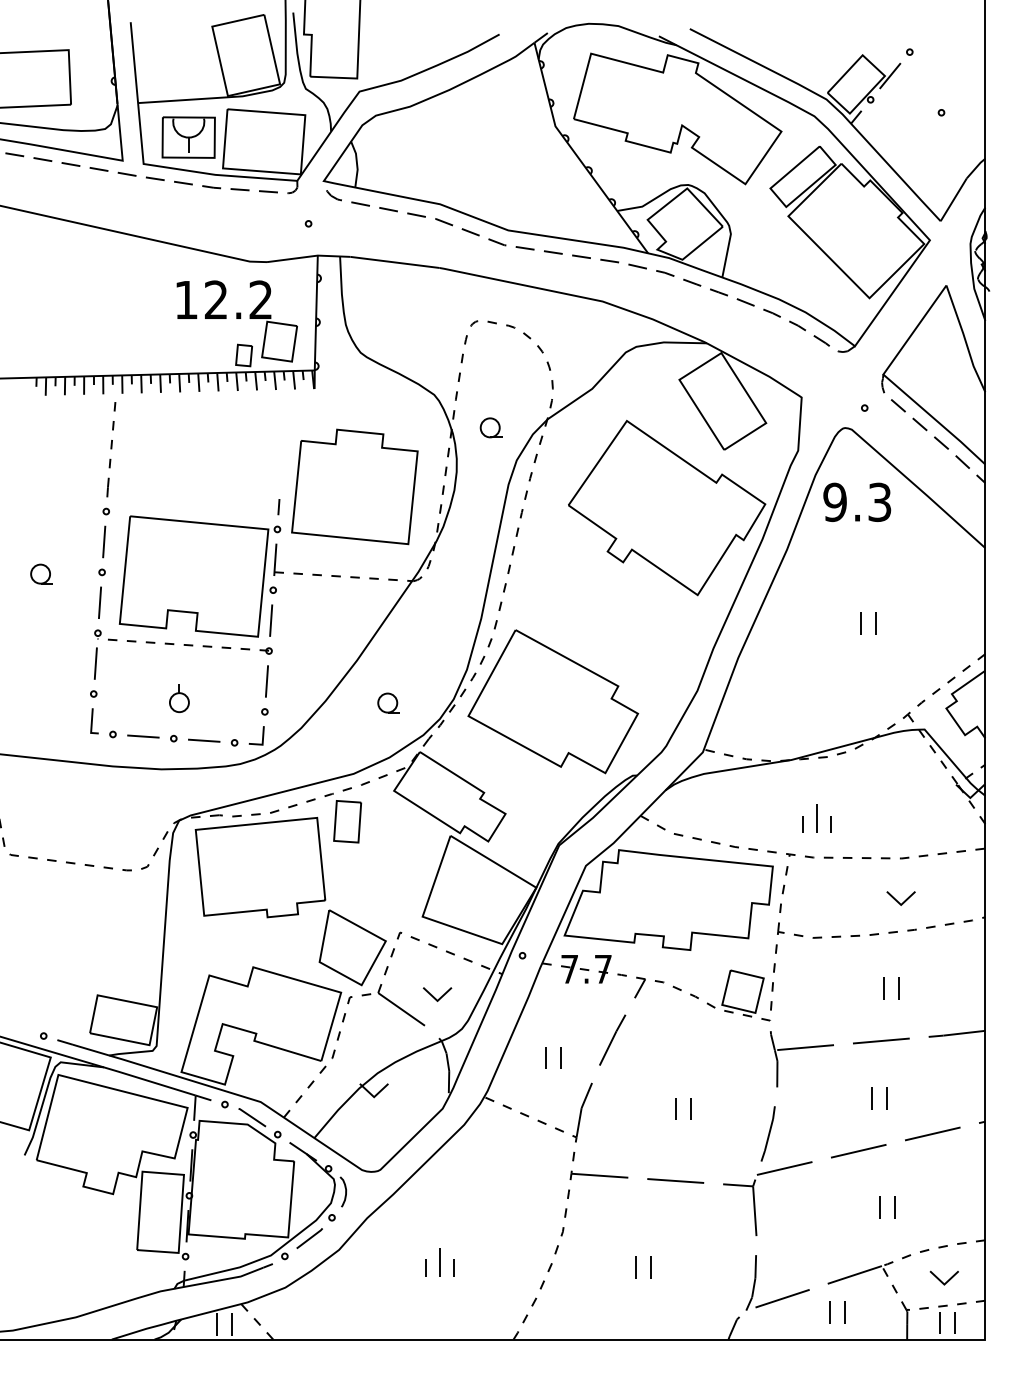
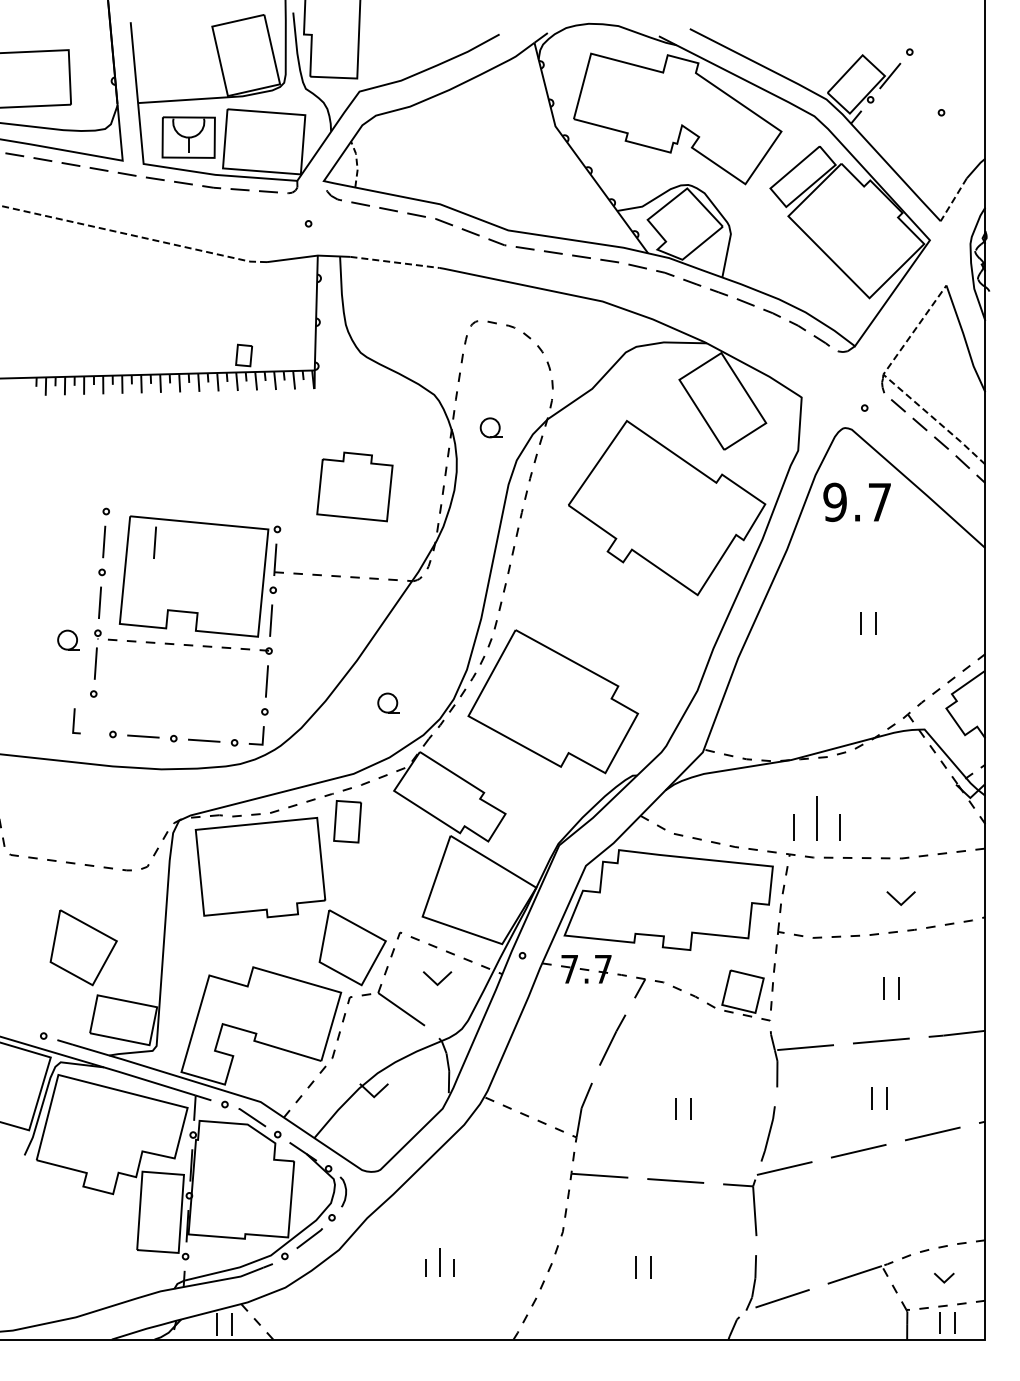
line: solid -> dashed (356, 163)
line: solid -> dashed (953, 200)
line: solid -> dashed (133, 235)
line: solid -> dashed (395, 262)
part: present -> none (236, 321)
line: solid -> dashed (893, 383)
part: present -> none (111, 449)
part size: 128x118 px -> 78x72 px (354, 486)
text: 9.3 -> 9.7 (879, 502)
line: present -> none (278, 507)
line: none -> present (154, 542)
part position: (41, 573) -> (68, 639) (68, 639)
part: present -> none (179, 698)
line position: (92, 721) -> (74, 721) (74, 721)
part size: 30x29 px -> 48x45 px (816, 818)
part: none -> present (83, 947)
part position: (437, 994) -> (437, 978) (437, 978)
part: present -> none (546, 1057)
part: present -> none (880, 1207)
part size: 30x16 px -> 21x12 px (944, 1277)
part: present -> none (830, 1312)
